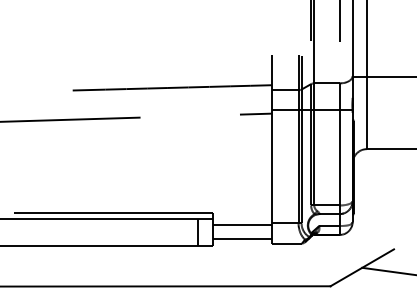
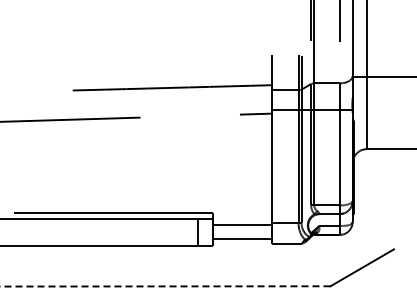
line: present -> none (387, 270)
line: solid -> dashed (164, 286)
